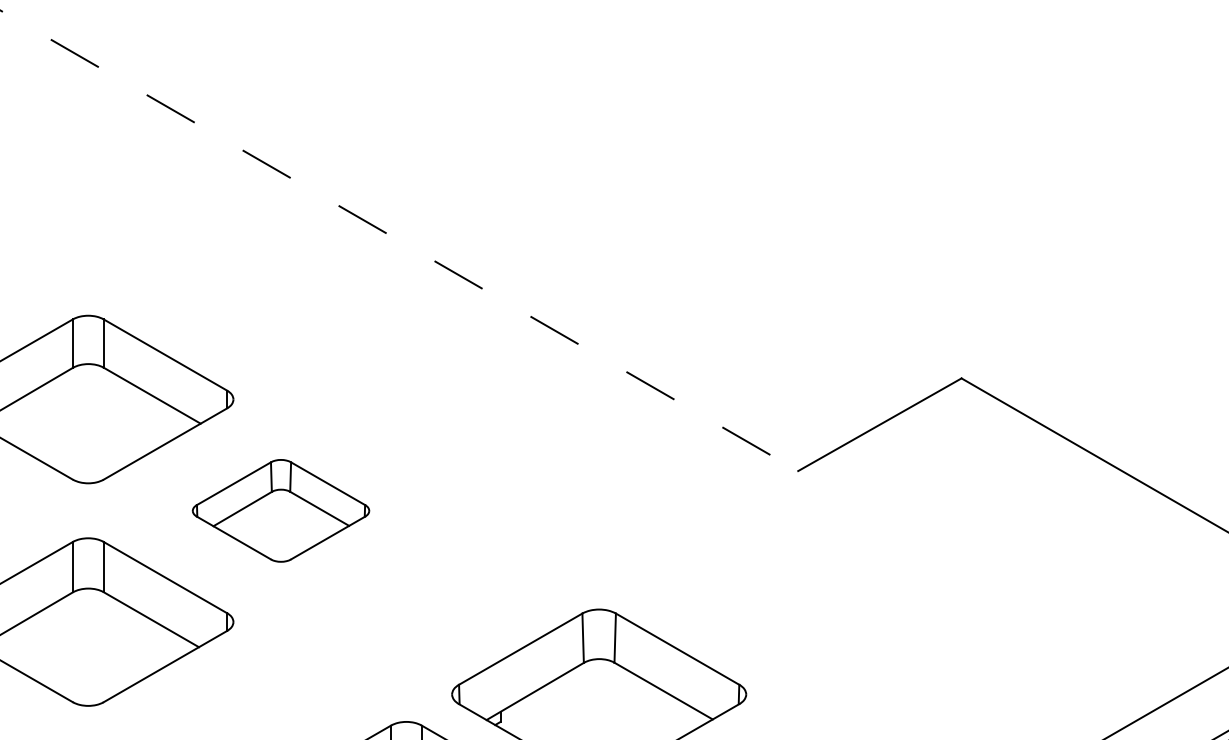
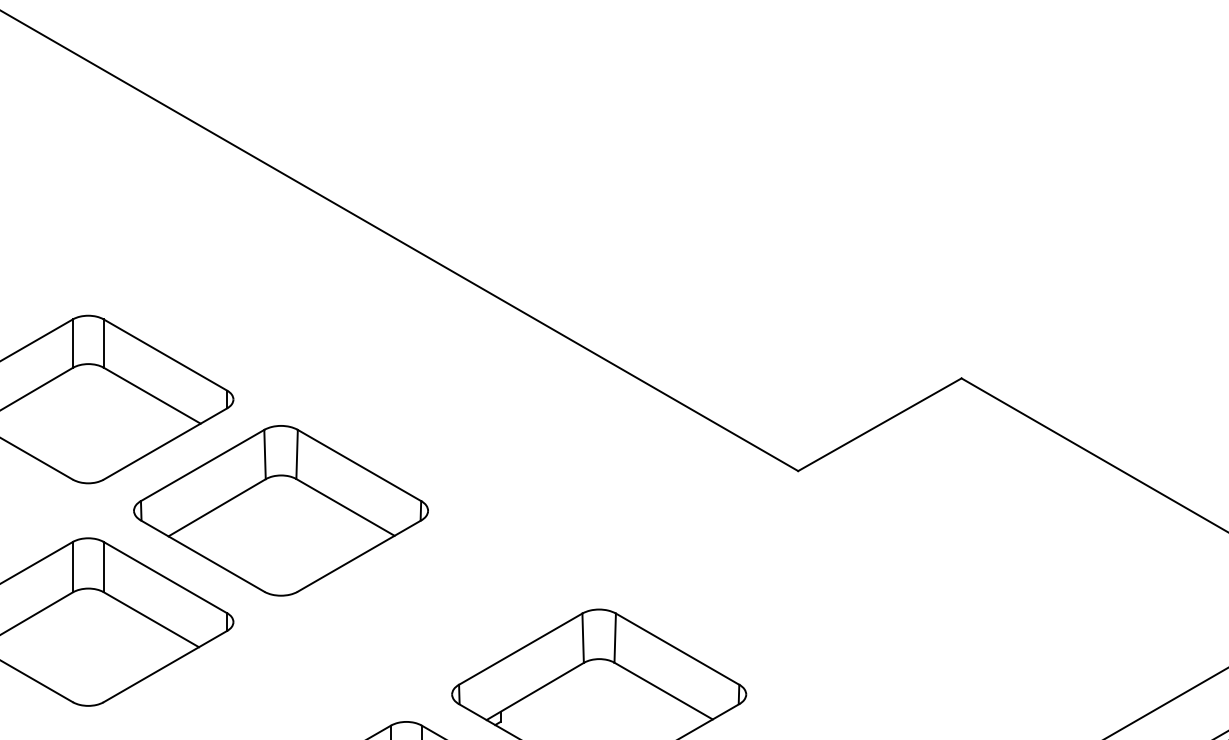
line: dashed -> solid (399, 241)
part size: 180x104 px -> 296x172 px (280, 510)
